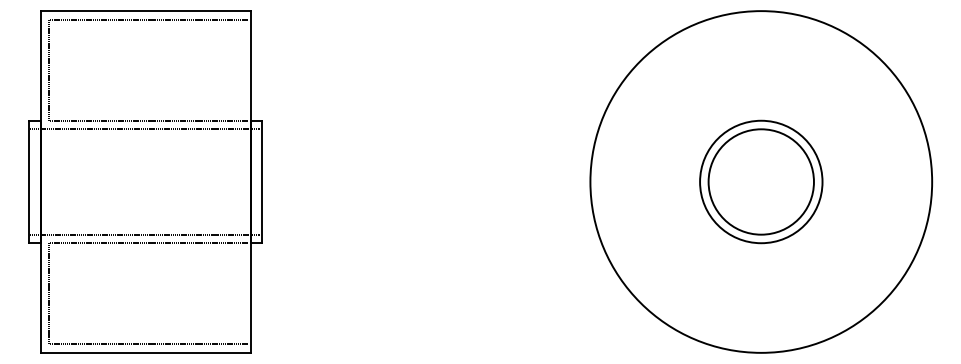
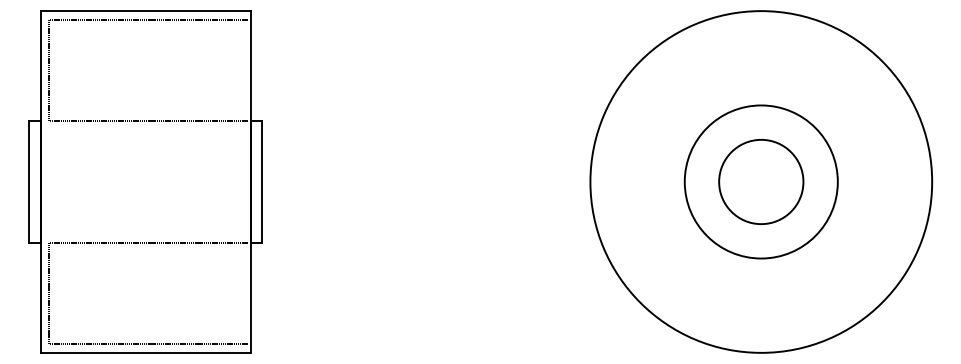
line: present -> none (143, 129)
circle diameter: 105 px -> 84 px (761, 181)
circle diameter: 122 px -> 153 px (760, 181)
line: present -> none (143, 234)
